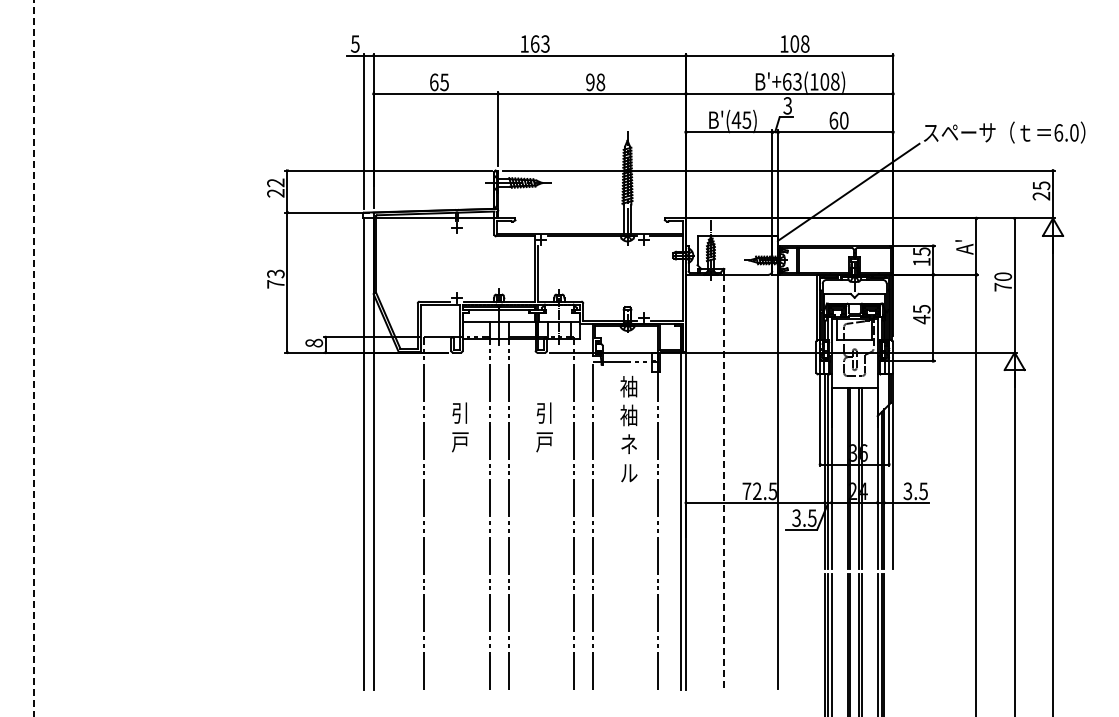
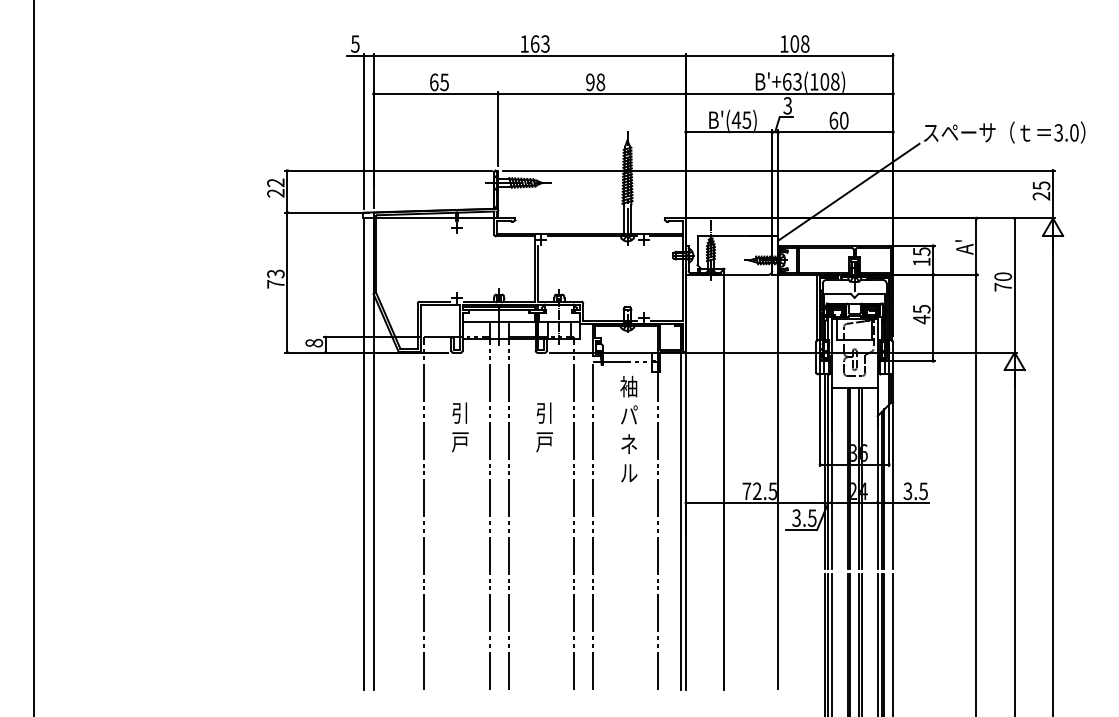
text: 6.0 -> 3.0 (1058, 132)
line: dashed -> solid (33, 358)
text: 袖 -> パ (628, 415)
line: dashed -> solid (724, 482)
line: none -> present (893, 643)
